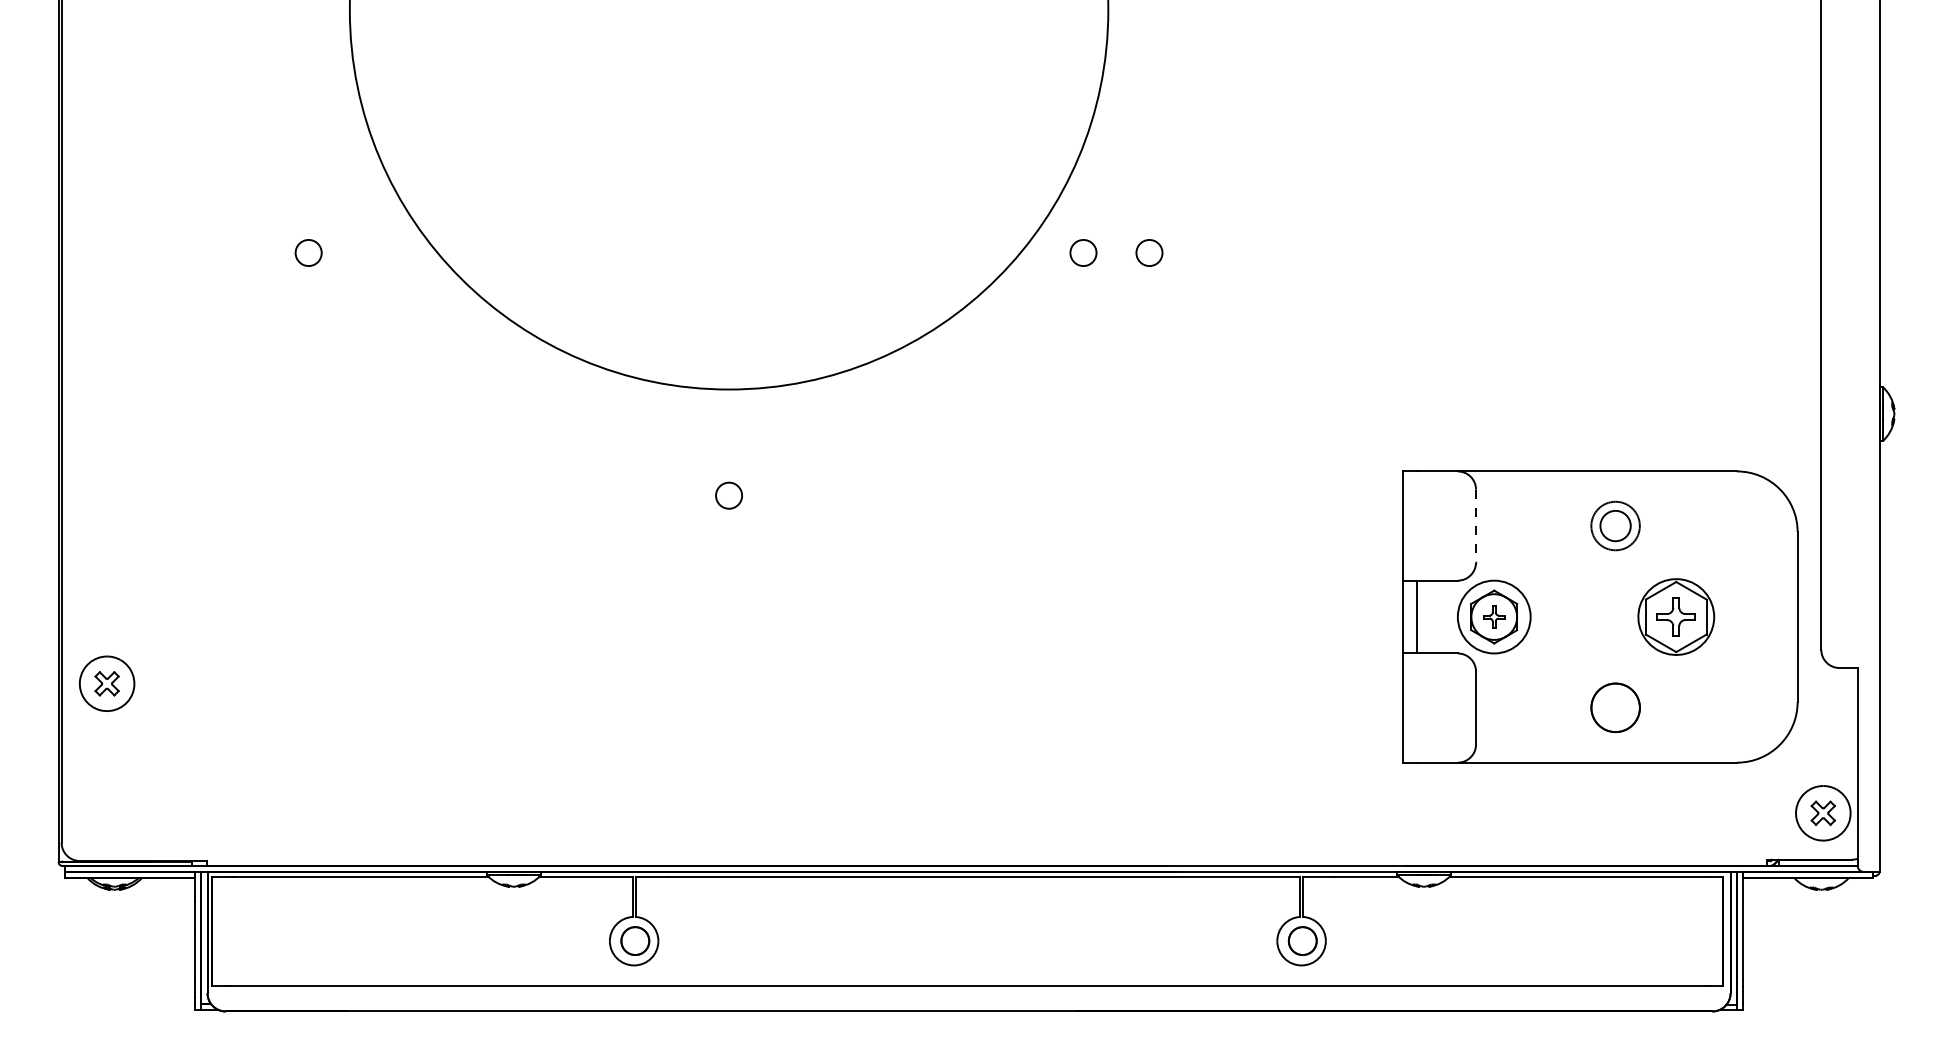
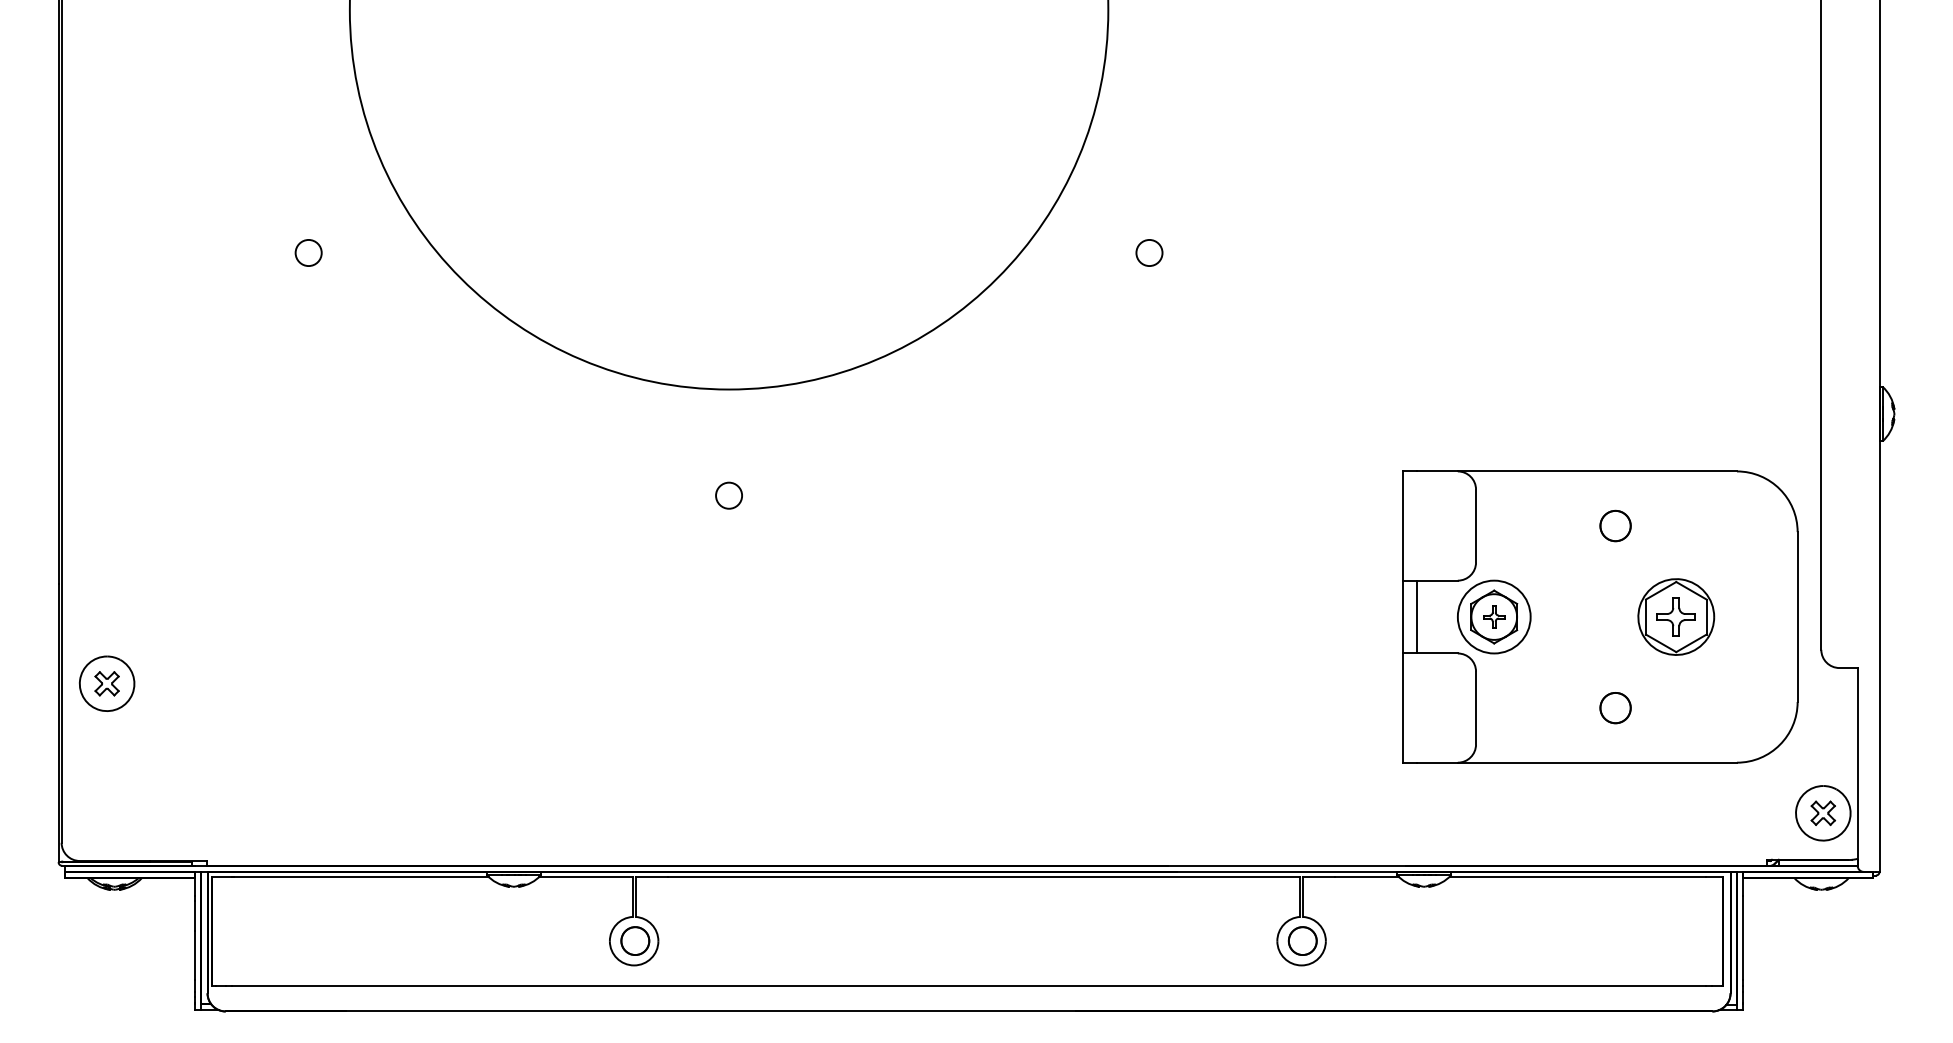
circle: present -> none (1083, 252)
circle diameter: 49 px -> 30 px (1615, 525)
line: dashed -> solid (1476, 526)
circle size: 51x51 px -> 33x33 px (1615, 708)
